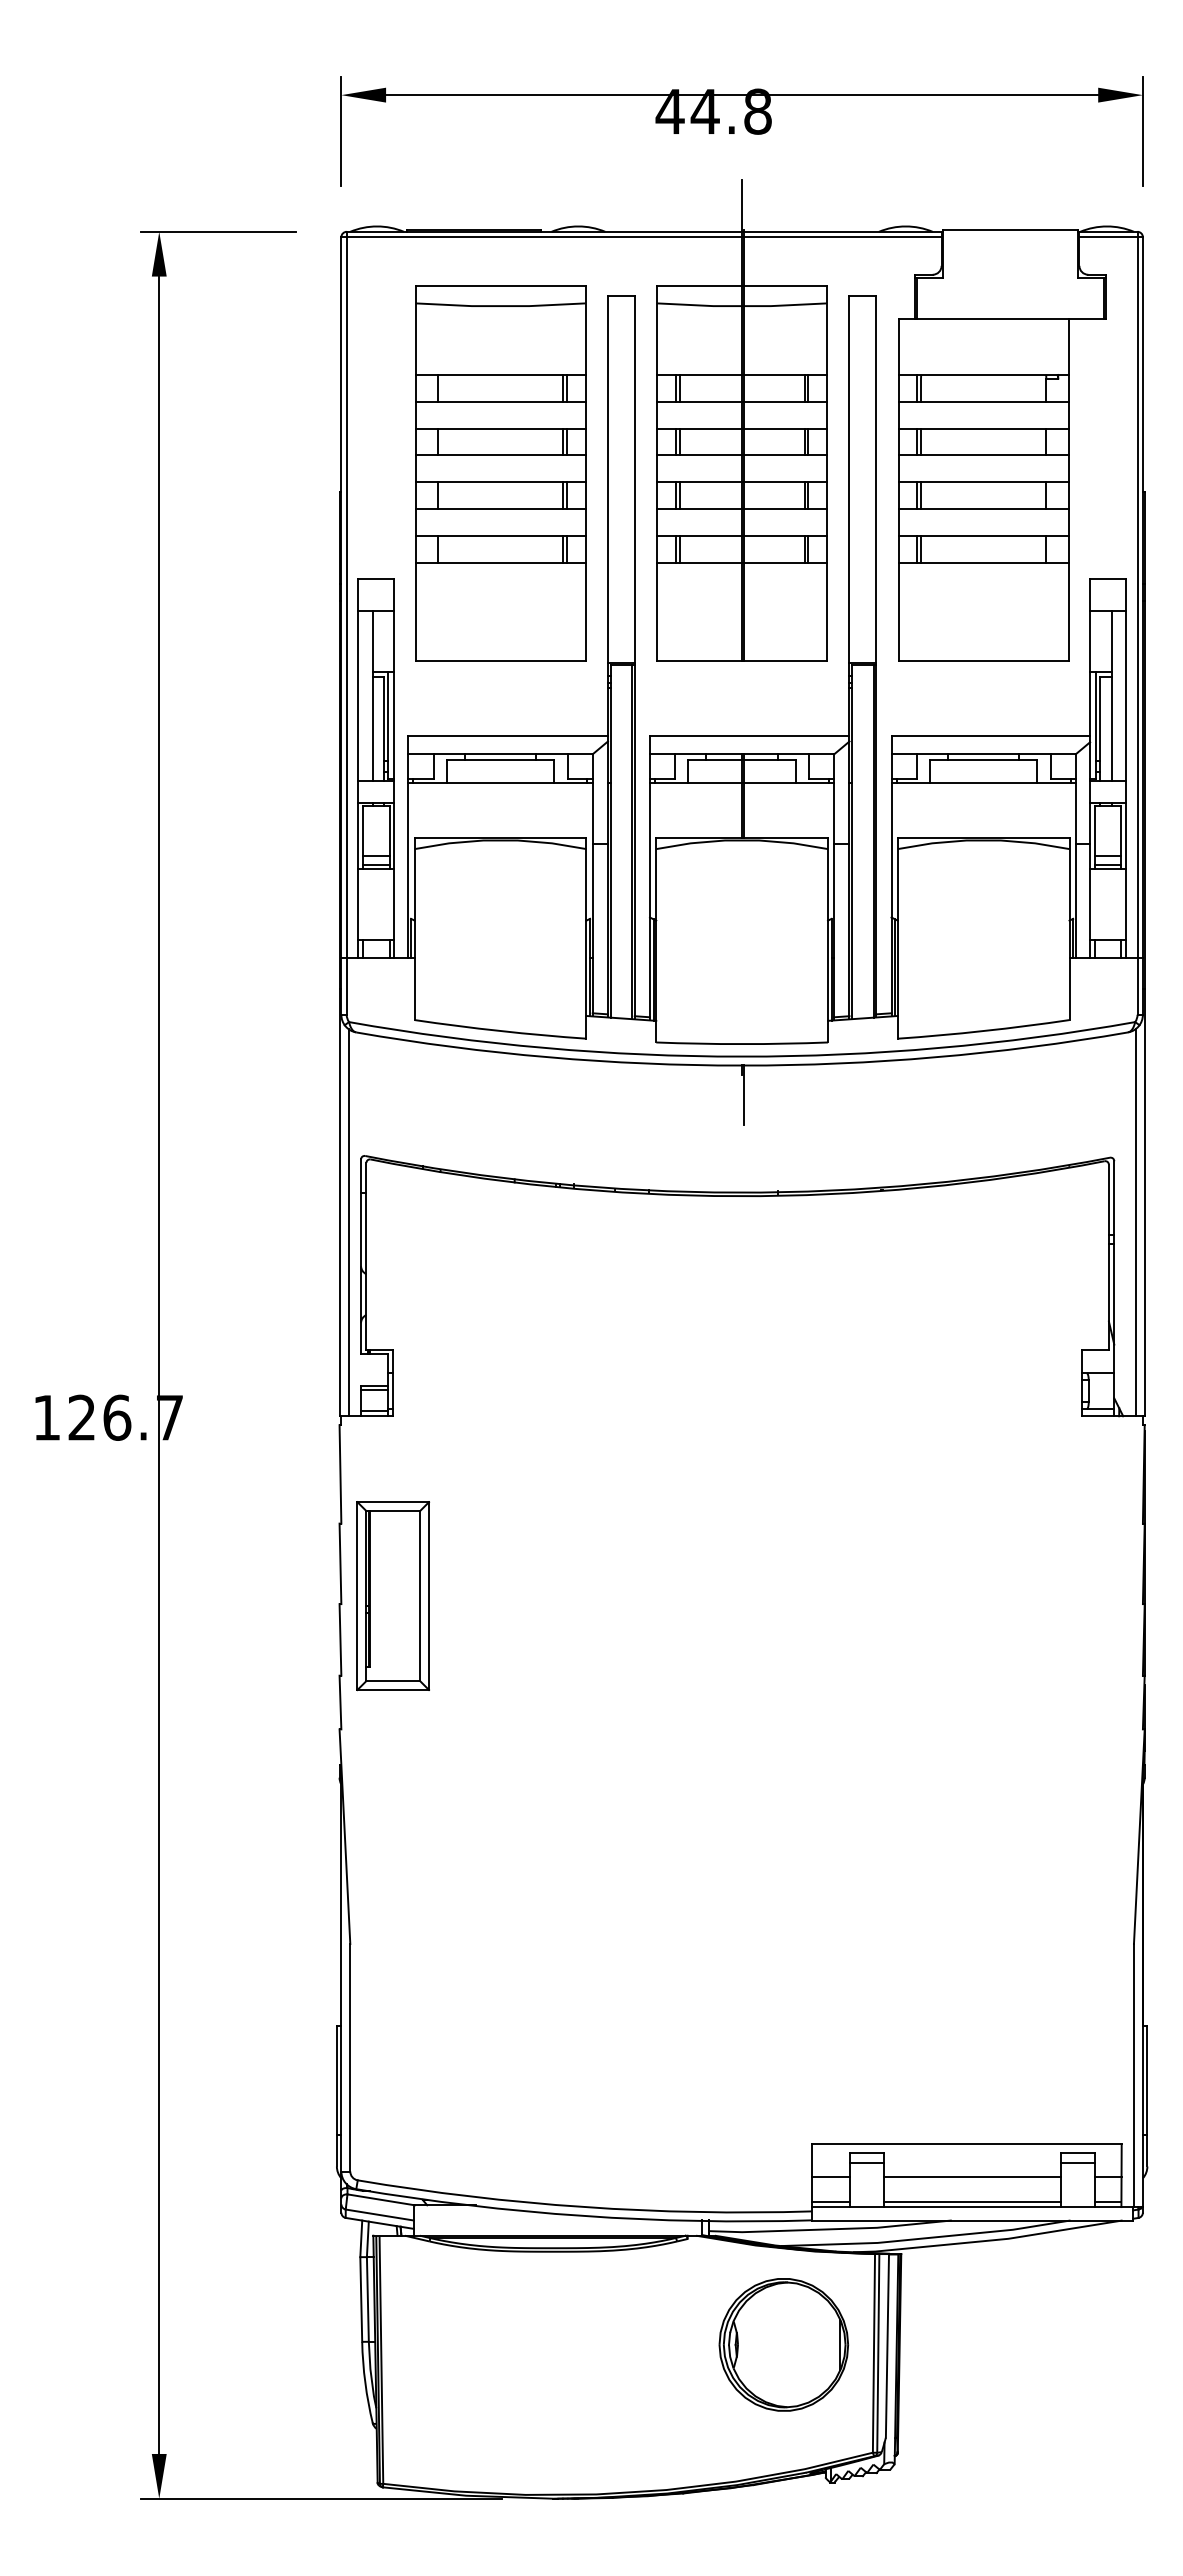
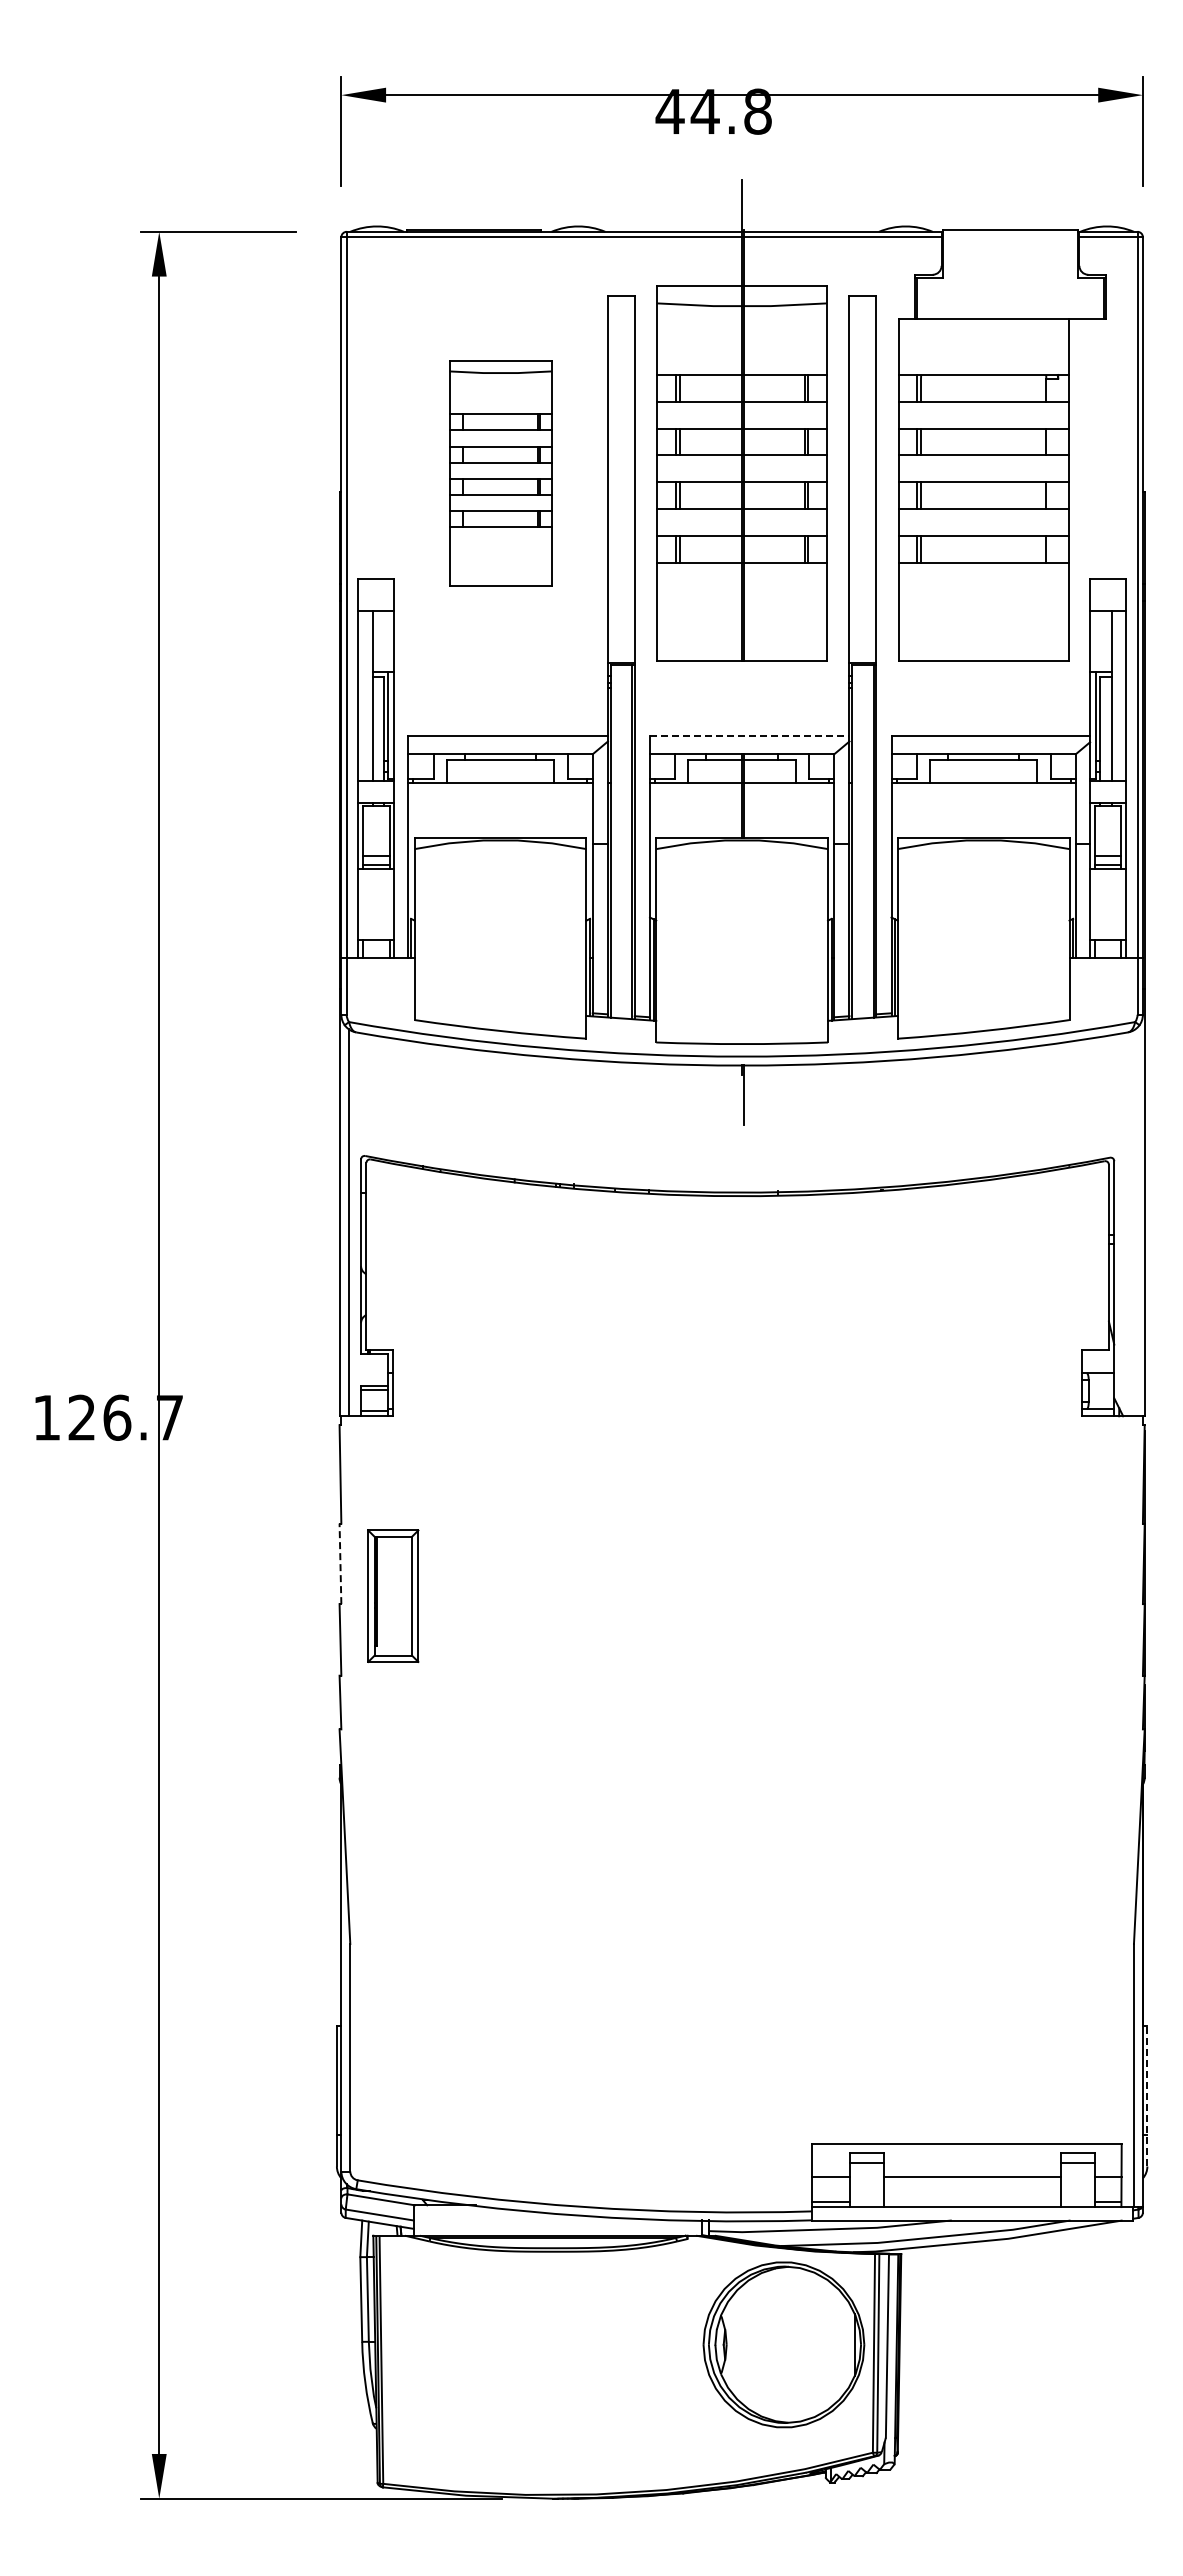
part size: 172x377 px -> 104x227 px (500, 473)
line: solid -> dashed (749, 736)
line: present -> none (1135, 1222)
line: solid -> dashed (340, 1563)
part size: 75x191 px -> 53x134 px (393, 1595)
line: solid -> dashed (1147, 2096)
line: present -> none (972, 2201)
part size: 131x134 px -> 164x168 px (783, 2344)
